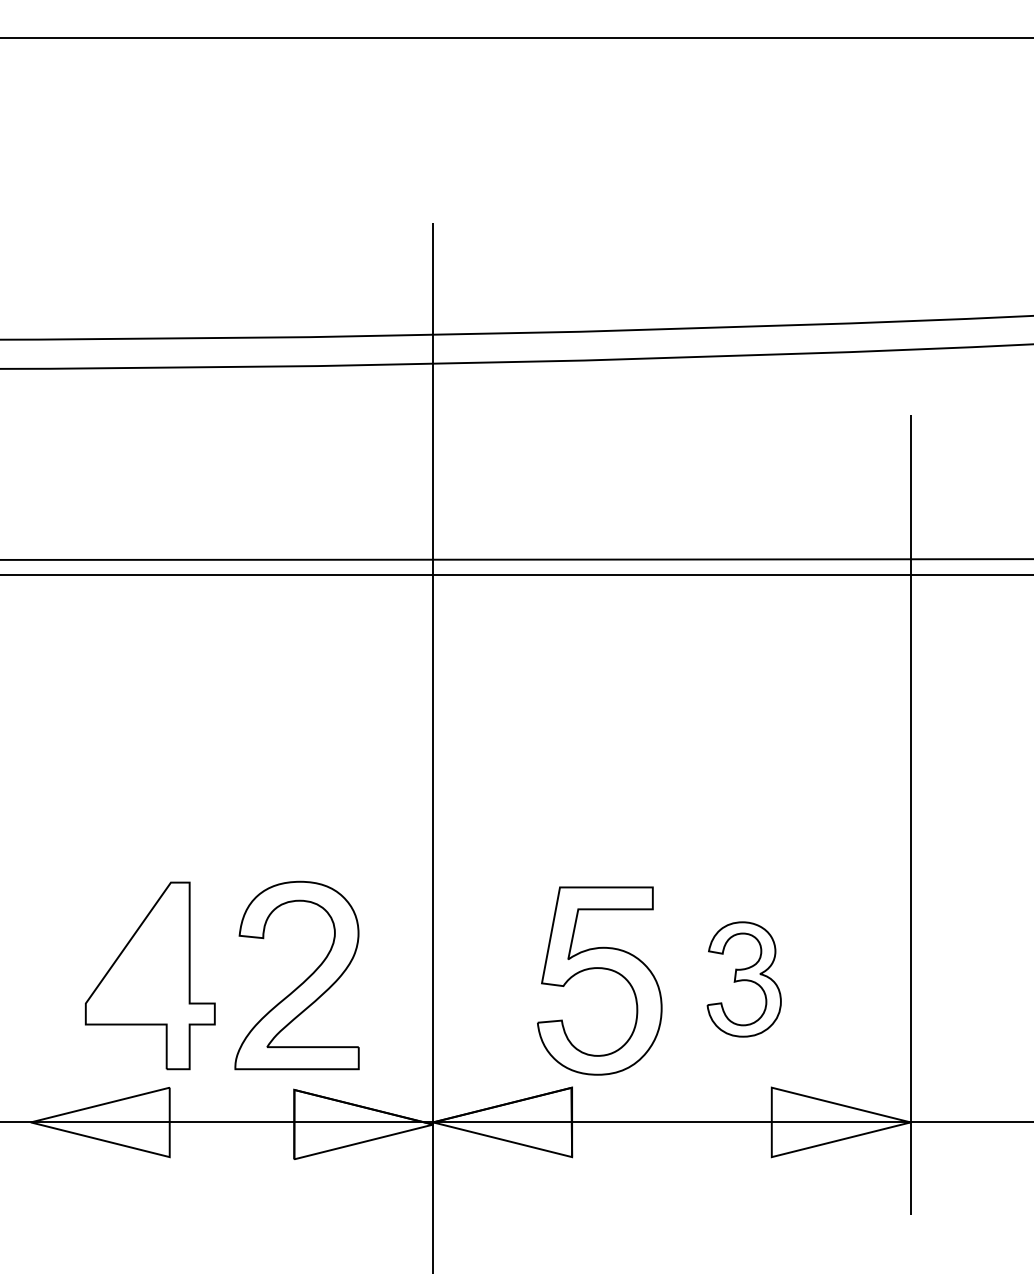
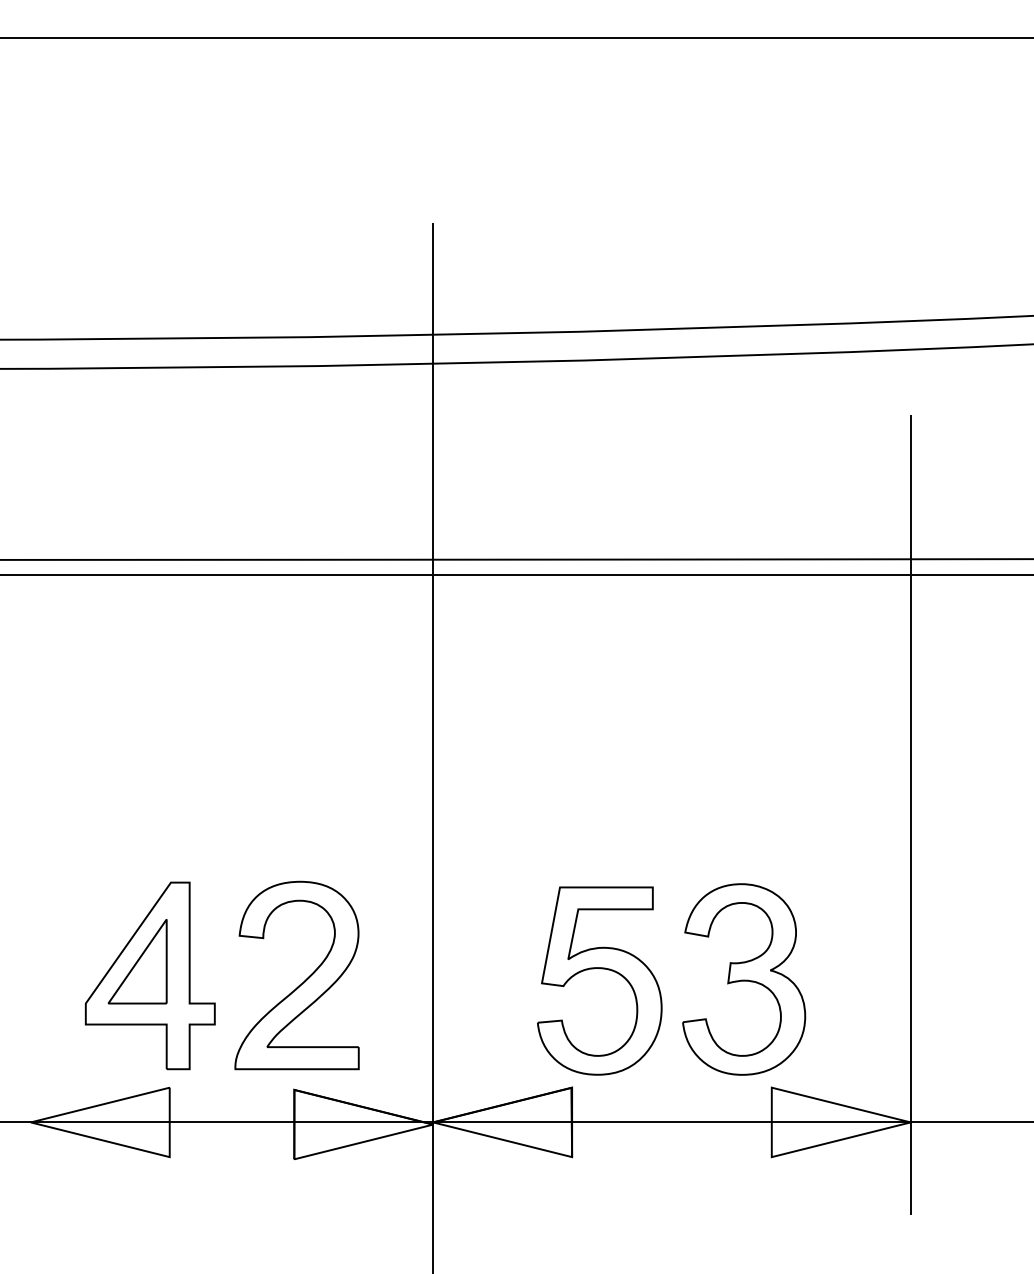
part: none -> present (137, 961)
part size: 76x117 px -> 125x193 px (744, 979)
